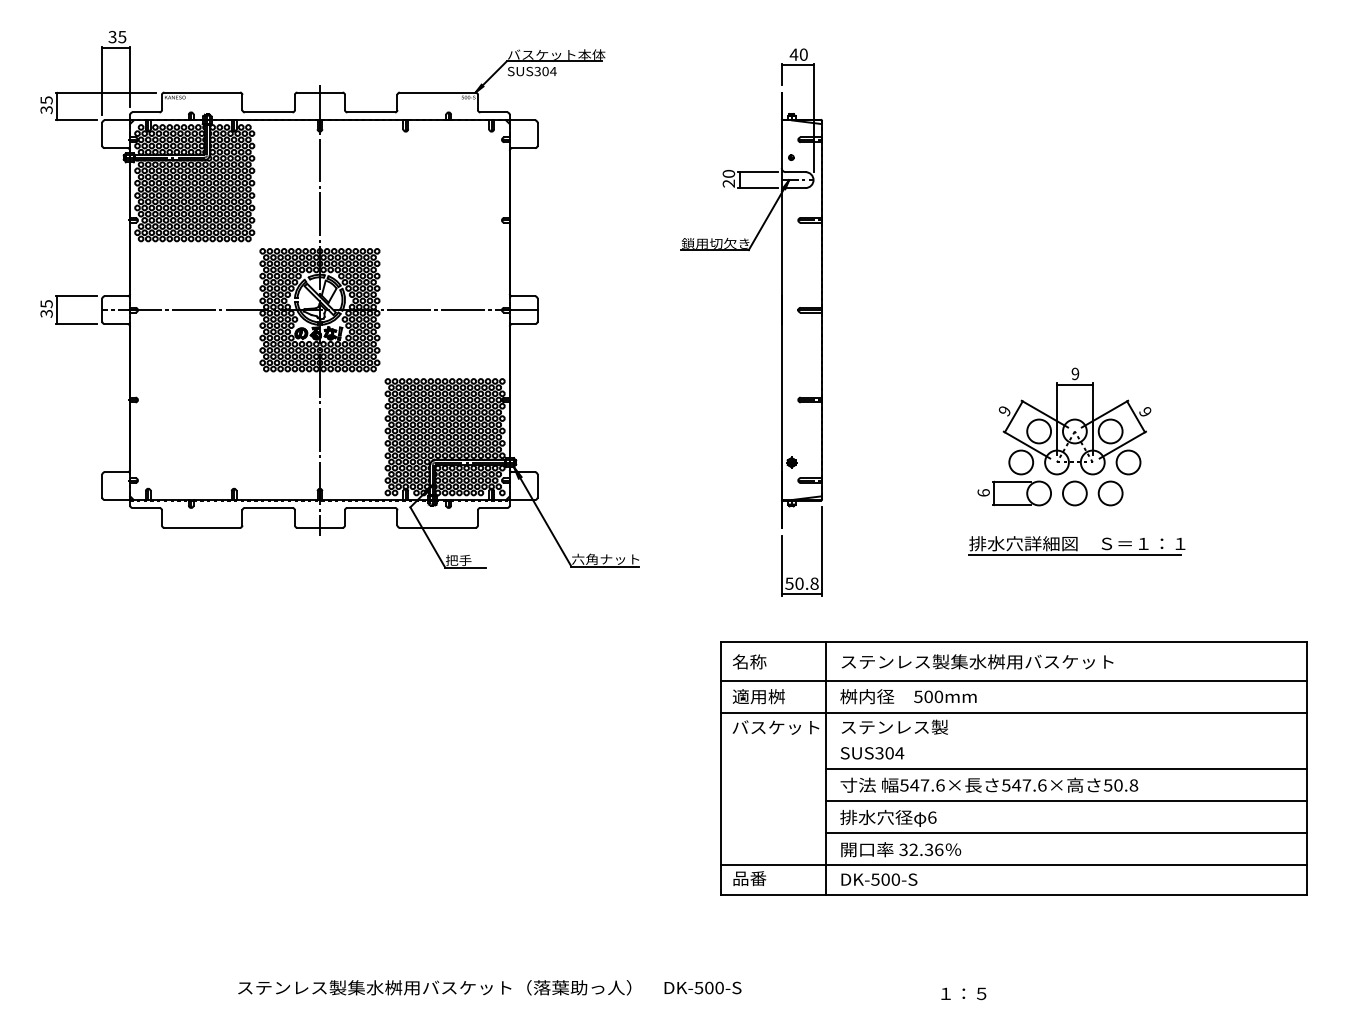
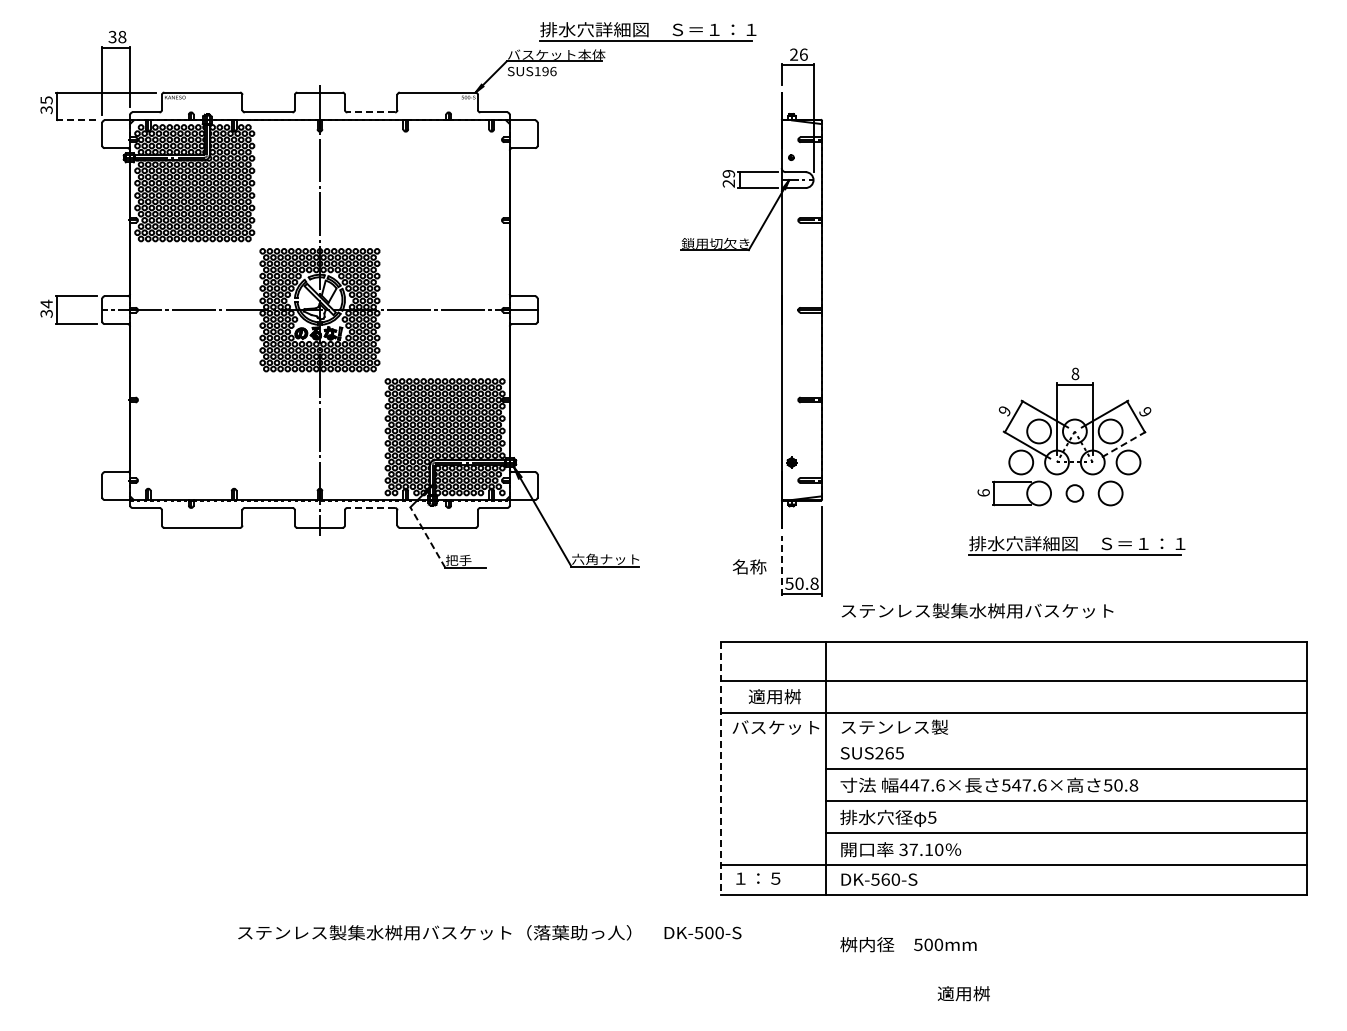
part: none -> present (647, 31)
text: 35 -> 38 (122, 36)
text: 40 -> 26 (798, 54)
text: SUS304 -> SUS196 (545, 71)
line: solid -> dashed (371, 112)
line: solid -> dashed (76, 120)
text: 20 -> 29 (728, 173)
text: 35 -> 34 (46, 303)
text: 9 -> 8 (1075, 373)
line: solid -> dashed (1122, 445)
circle size: 26x27 px -> 20x19 px (1074, 493)
line: solid -> dashed (371, 507)
line: solid -> dashed (427, 537)
line: solid -> dashed (781, 565)
text position: (749, 661) -> (749, 566) (749, 566)
text position: (977, 661) -> (977, 610) (977, 610)
text position: (758, 696) -> (774, 696) (774, 696)
text position: (908, 696) -> (908, 944) (908, 944)
text: SUS304 -> SUS265 (889, 753)
line: solid -> dashed (721, 768)
text: 547.6× -> 447.6× (903, 785)
text: 6 -> 5 (932, 817)
text: 32.36 -> 37.10 (926, 849)
text: 品番 -> １：５ (756, 878)
text: DK-500-S -> DK-560-S (885, 879)
text position: (489, 987) -> (489, 932) (489, 932)
text: １：５ -> 適用桝 (963, 993)
